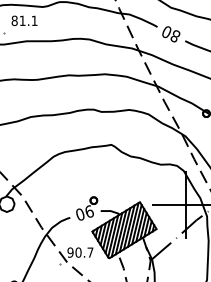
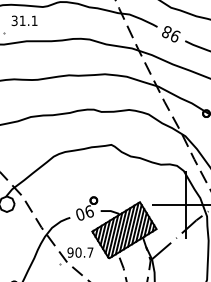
text: 81.1 -> 31.1 (14, 20)
text: 80 -> 98 (171, 33)
